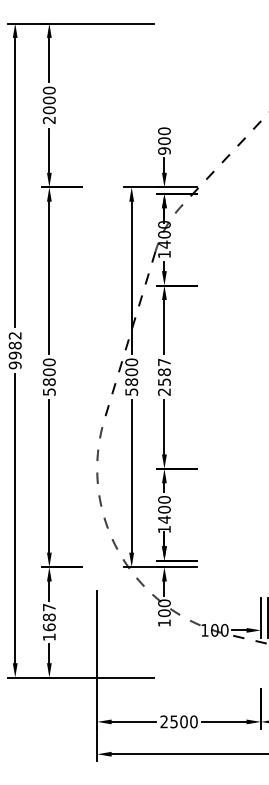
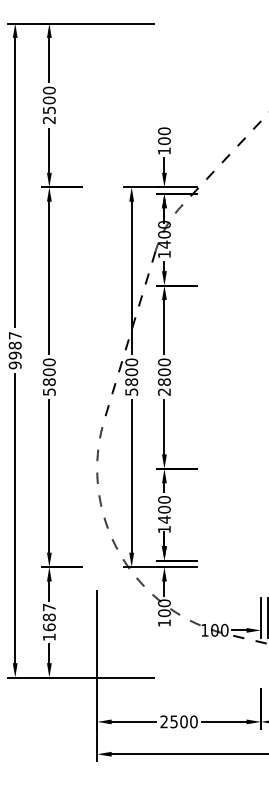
text: 2000 -> 2500 (48, 110)
text: 900 -> 100 (164, 150)
text: 9982 -> 9987 (14, 335)
text: 2587 -> 2800 (164, 371)
